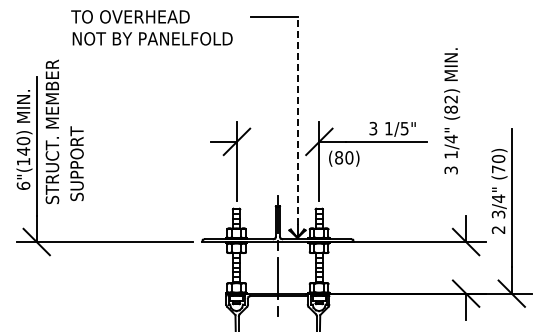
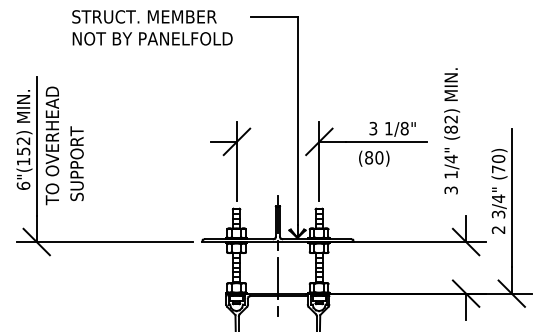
text: TO OVERHEAD -> STRUCT. MEMBER (143, 16)
text position: (452, 111) -> (452, 131) (452, 131)
line: dashed -> solid (297, 121)
text: 1/5" -> 1/8" (404, 128)
text: STRUCT. MEMBER -> TO OVERHEAD (52, 132)
text: 6"(140) -> 6"(152) (23, 146)
text position: (344, 158) -> (374, 158) (374, 158)
